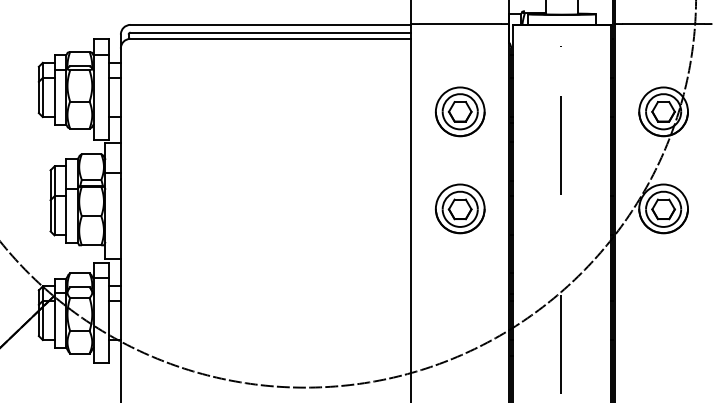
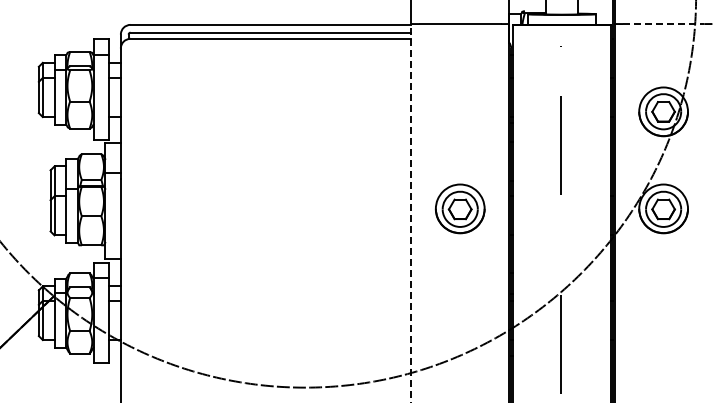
line: solid -> dashed (663, 24)
part: present -> none (459, 111)
line: solid -> dashed (411, 212)
